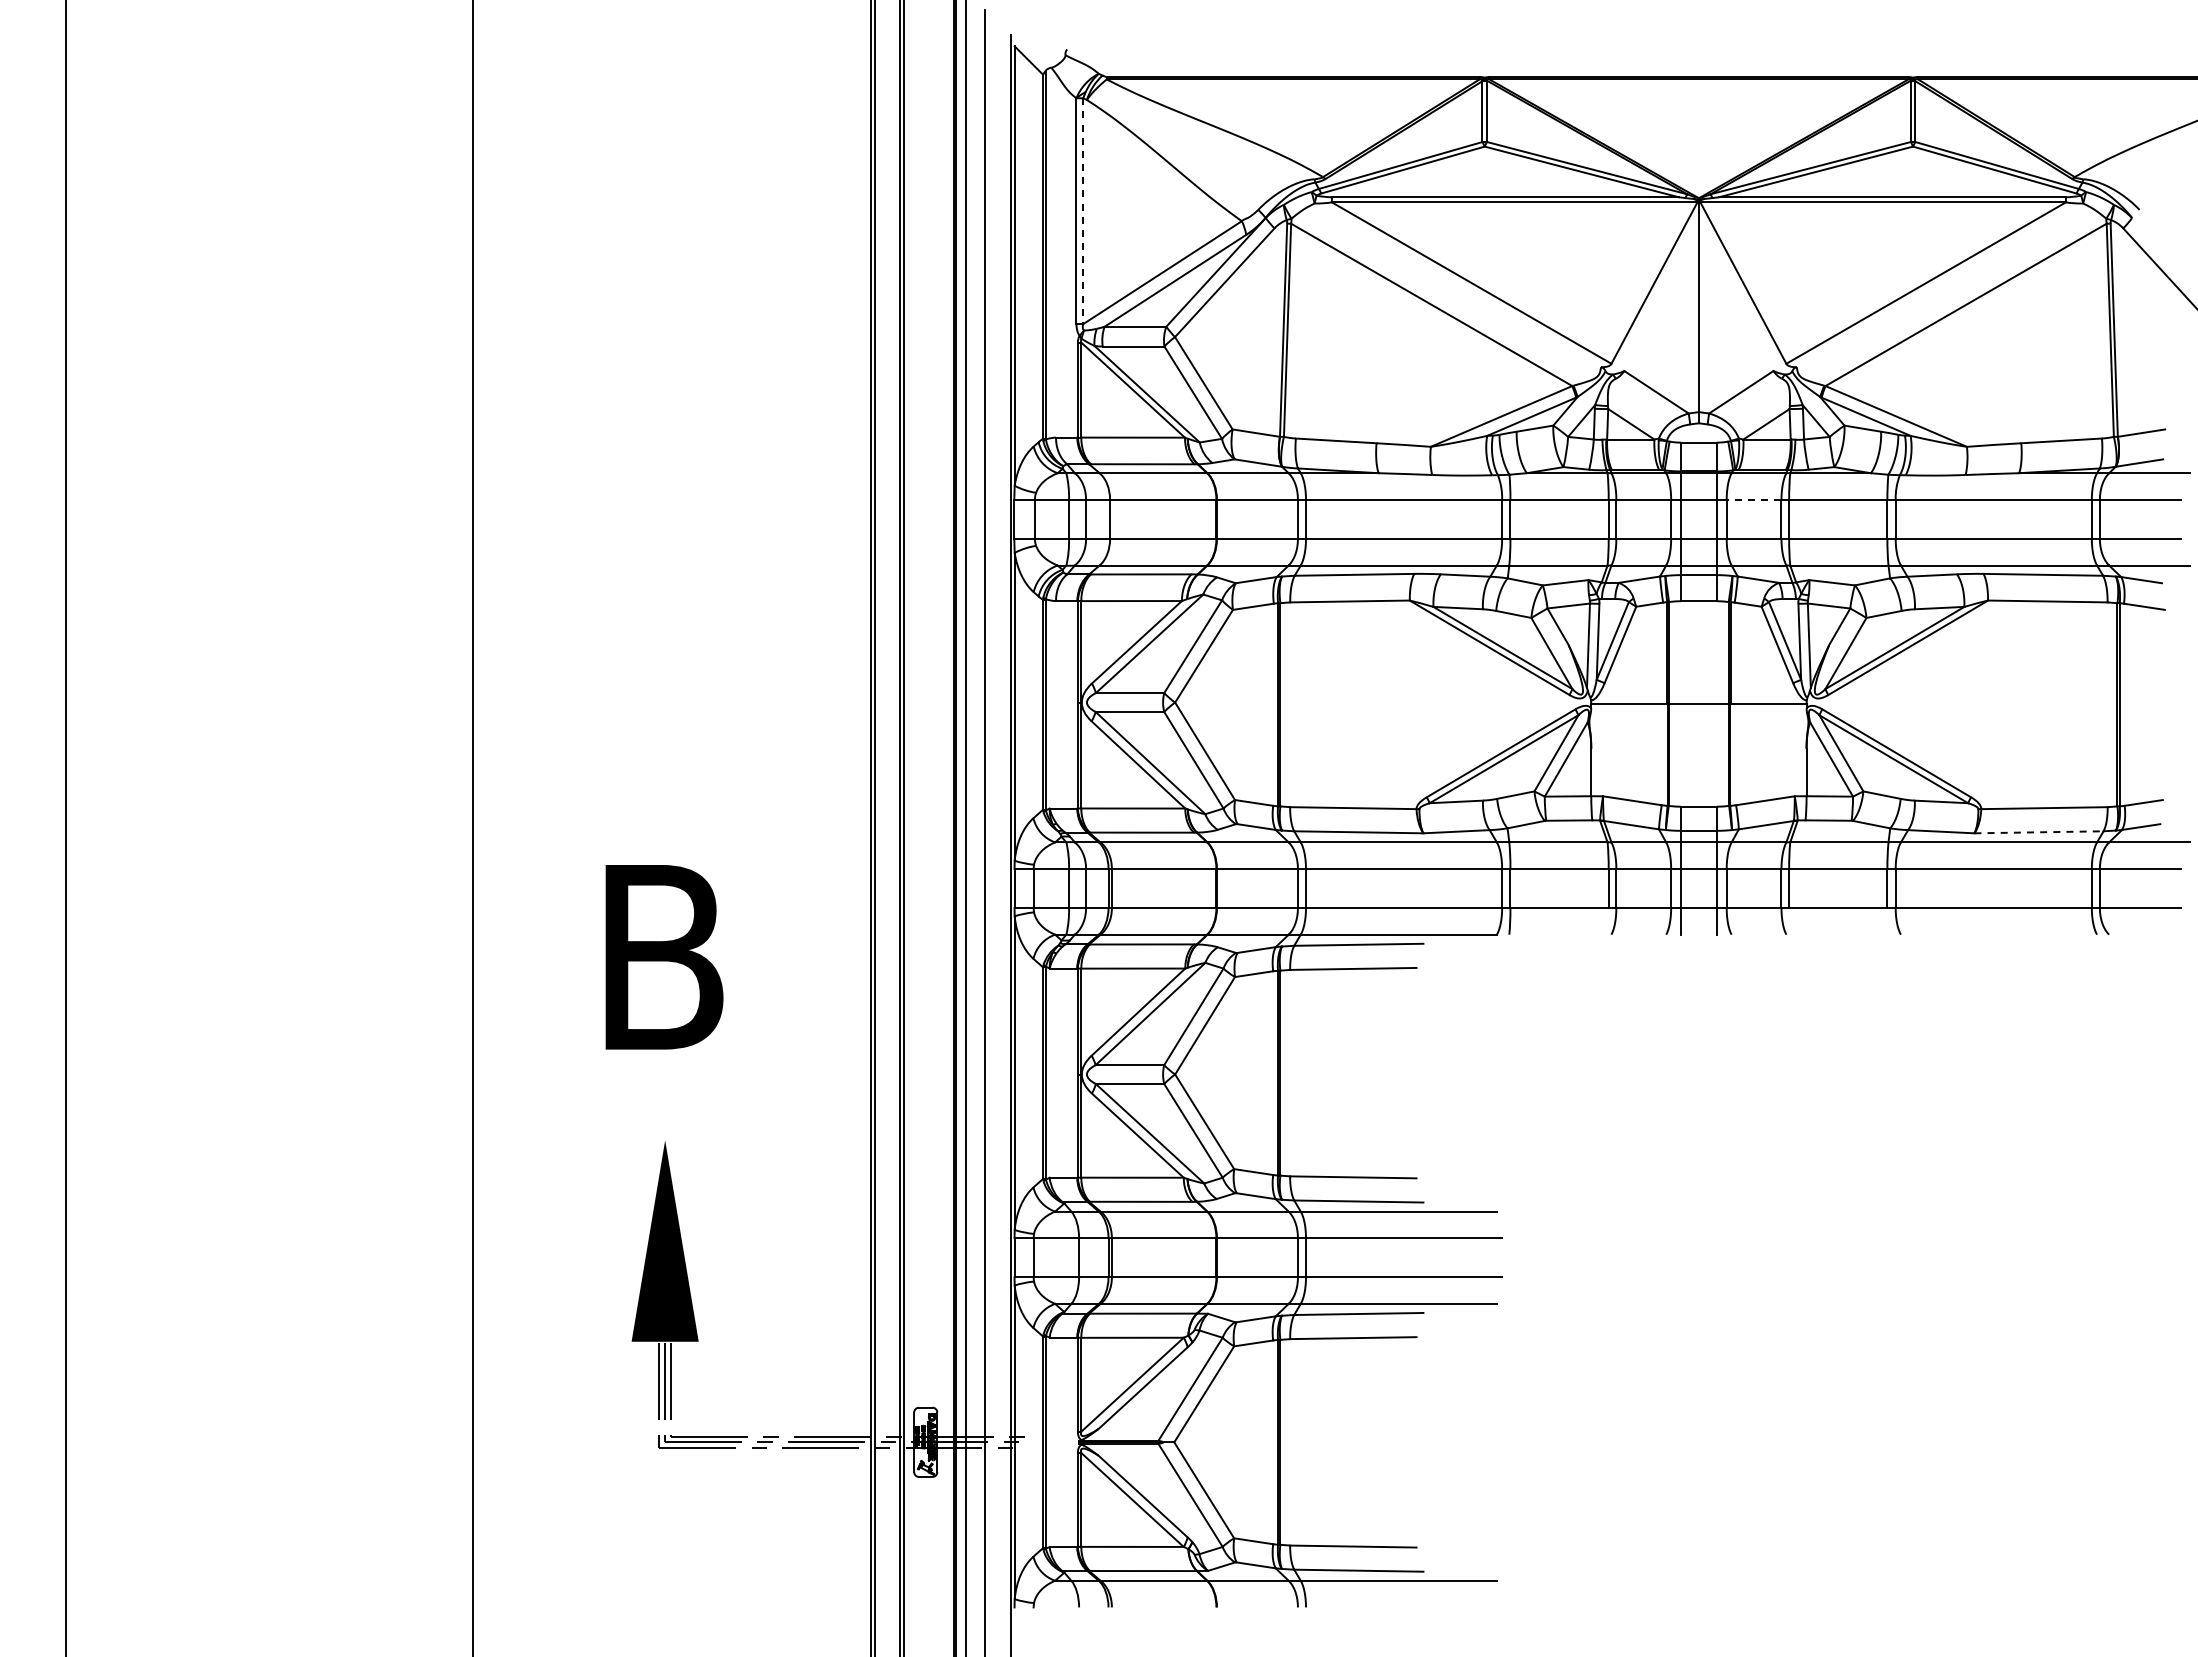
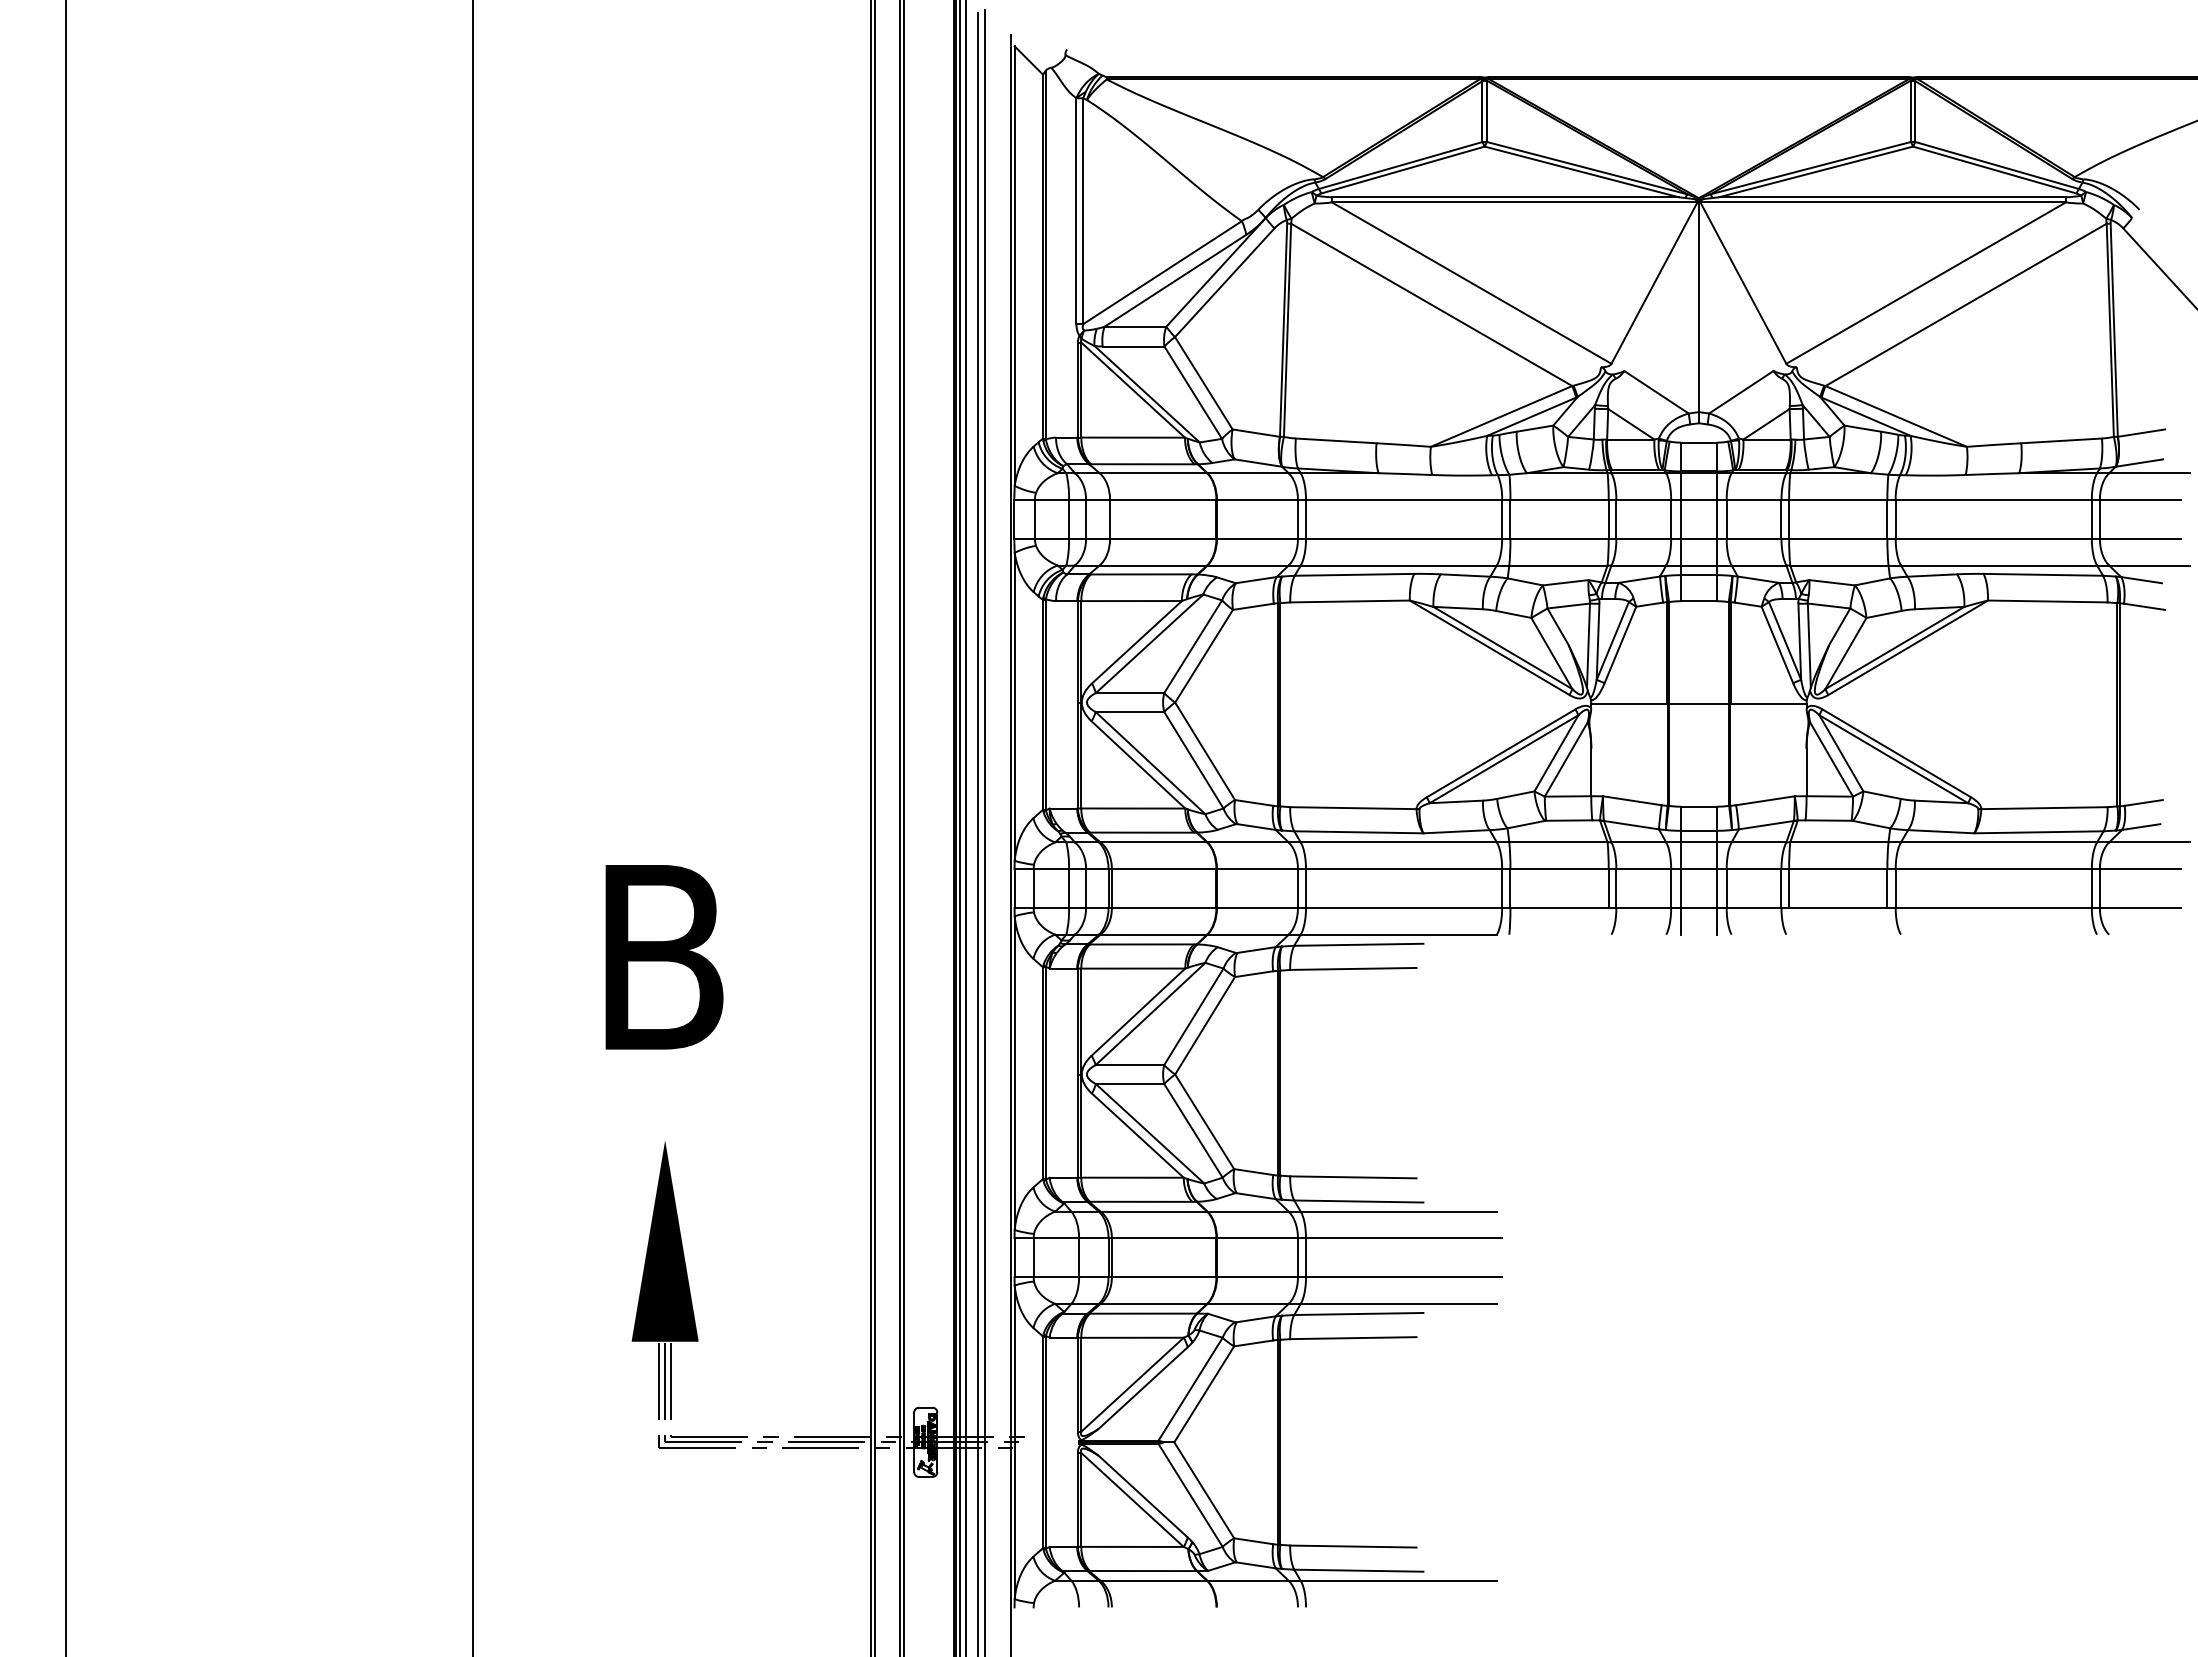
line: dashed -> solid (1083, 211)
line: dashed -> solid (1753, 499)
line: none -> present (960, 827)
line: none -> present (978, 832)
line: dashed -> solid (2039, 832)
